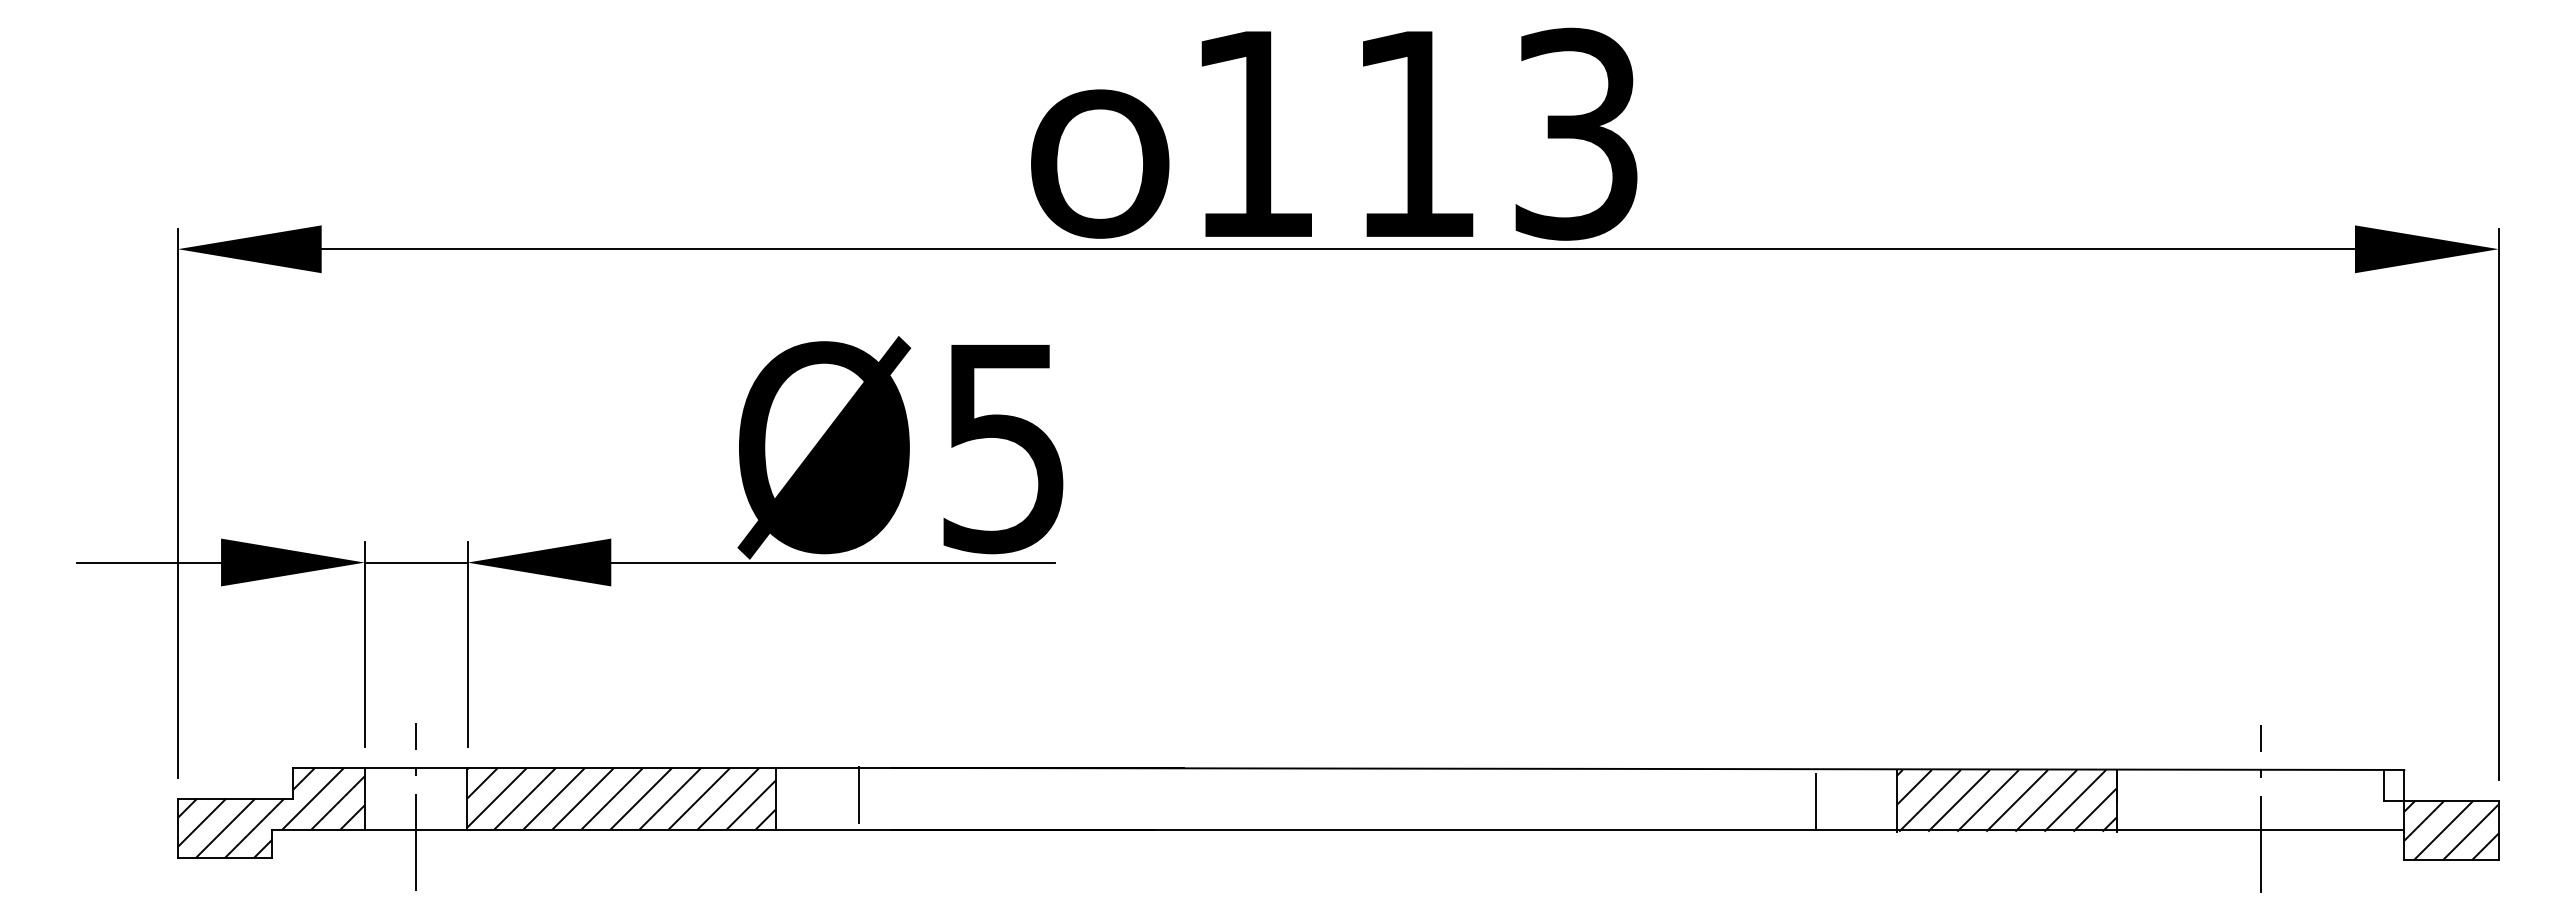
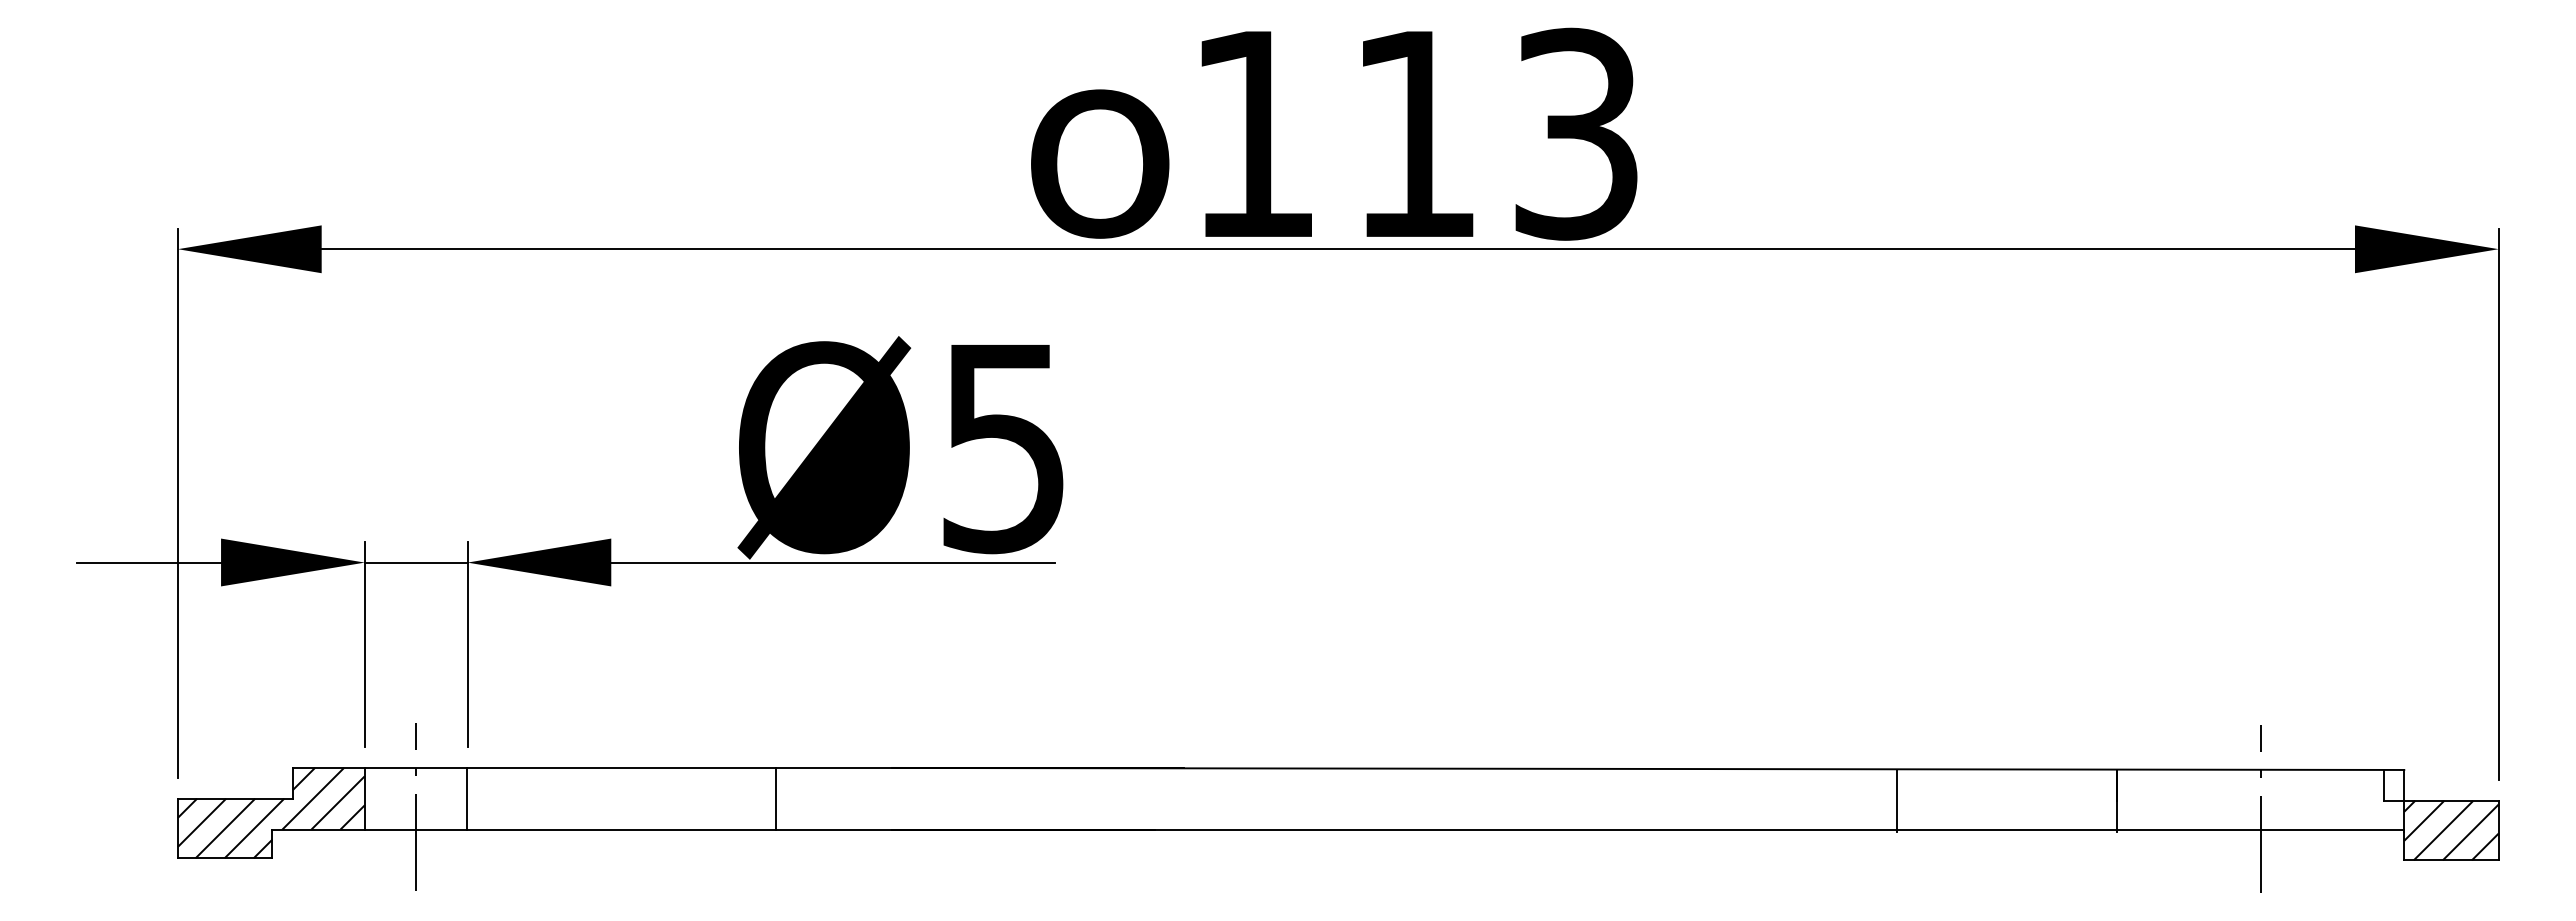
line: present -> none (858, 794)
hatch: present -> none (621, 798)
hatch: present -> none (2006, 800)
line: present -> none (1815, 802)
